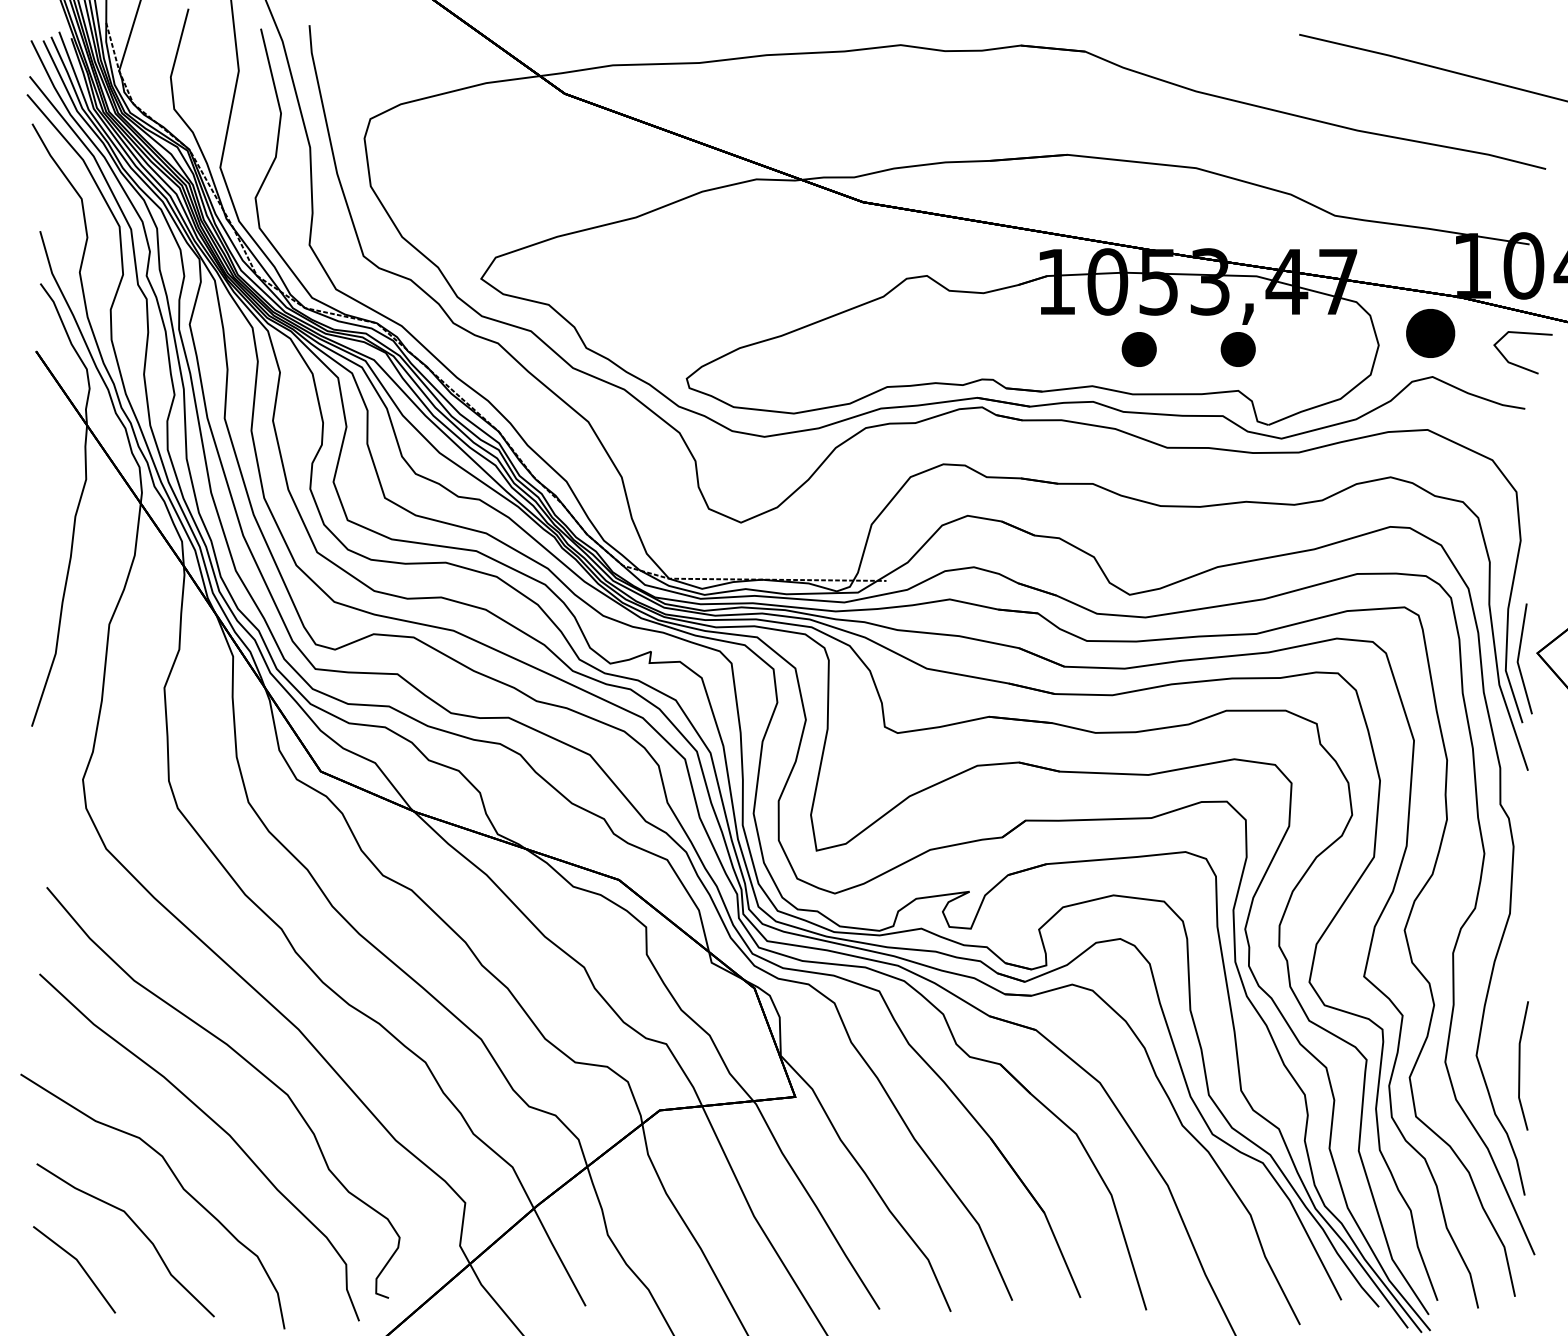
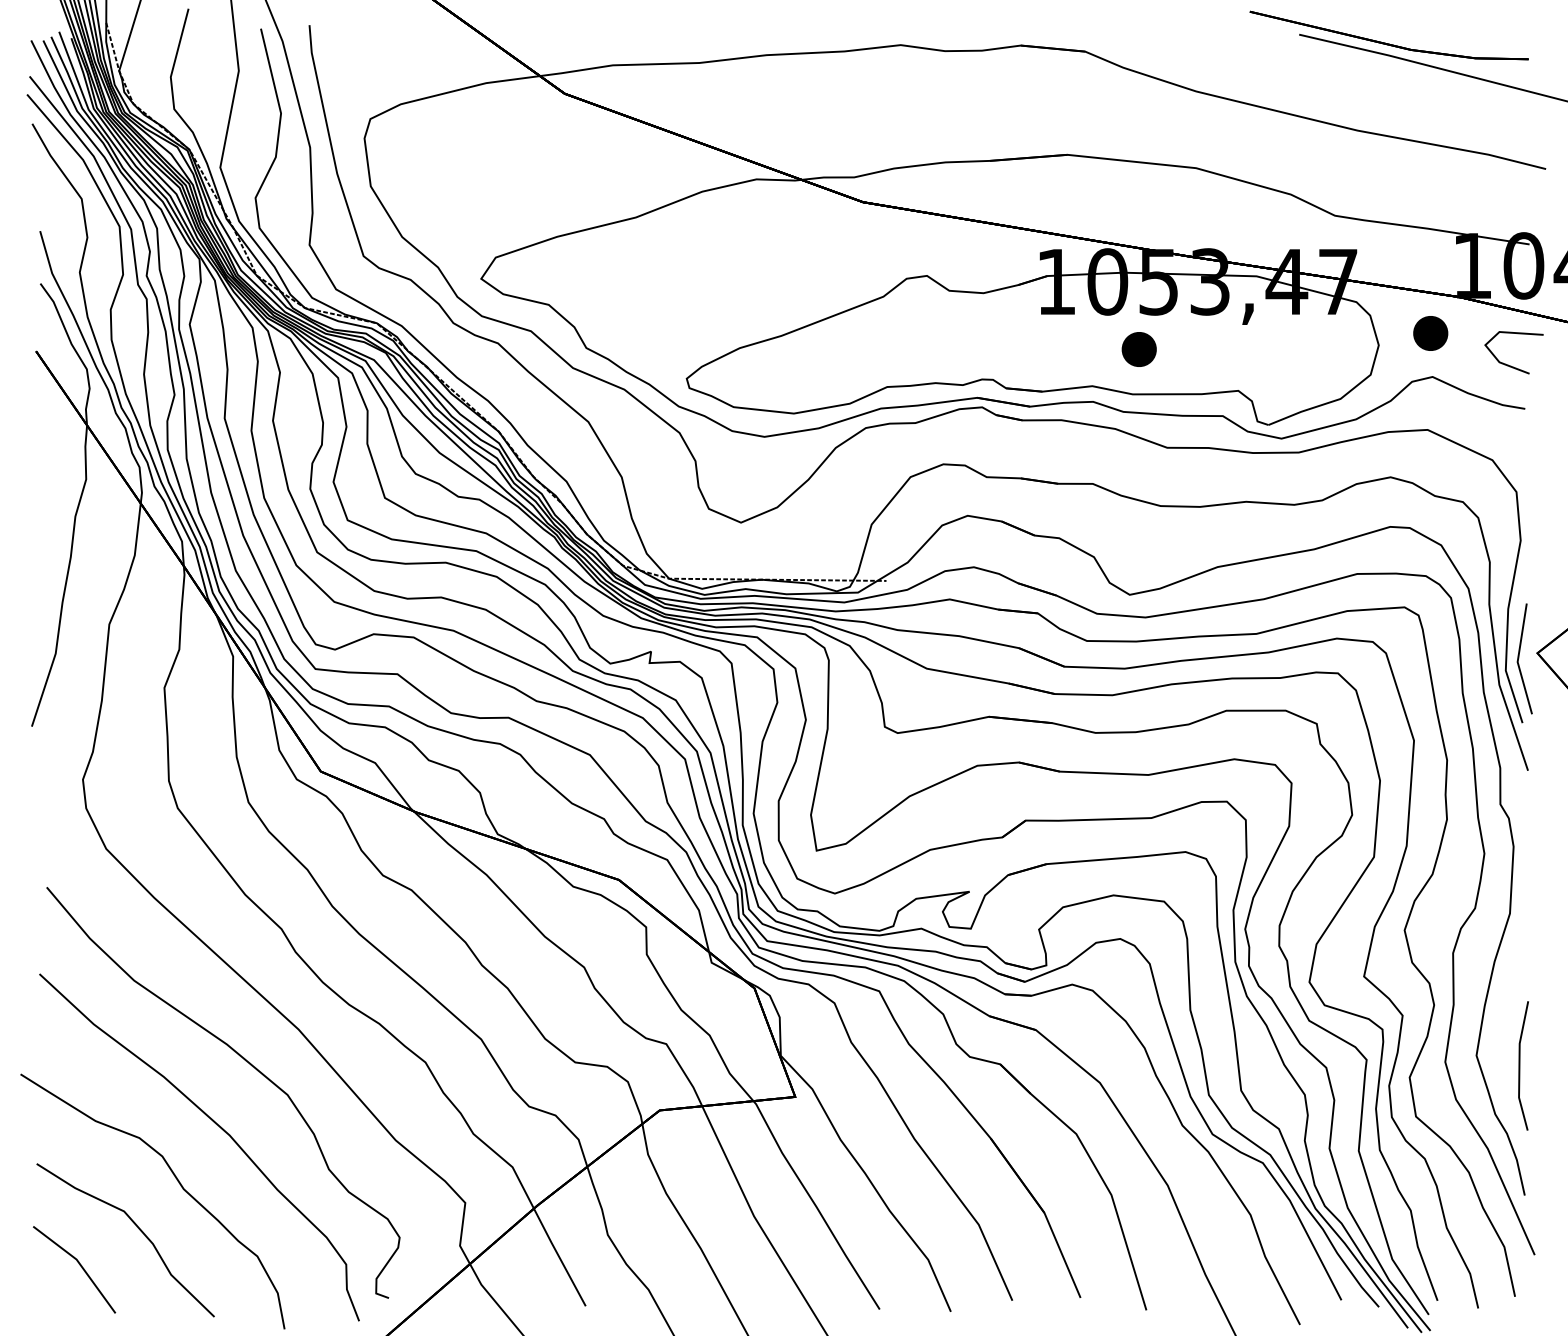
part: none -> present (1385, 42)
part size: 50x49 px -> 36x35 px (1430, 333)
part: present -> none (1237, 349)
line position: (1517, 364) -> (1508, 364) (1508, 364)
